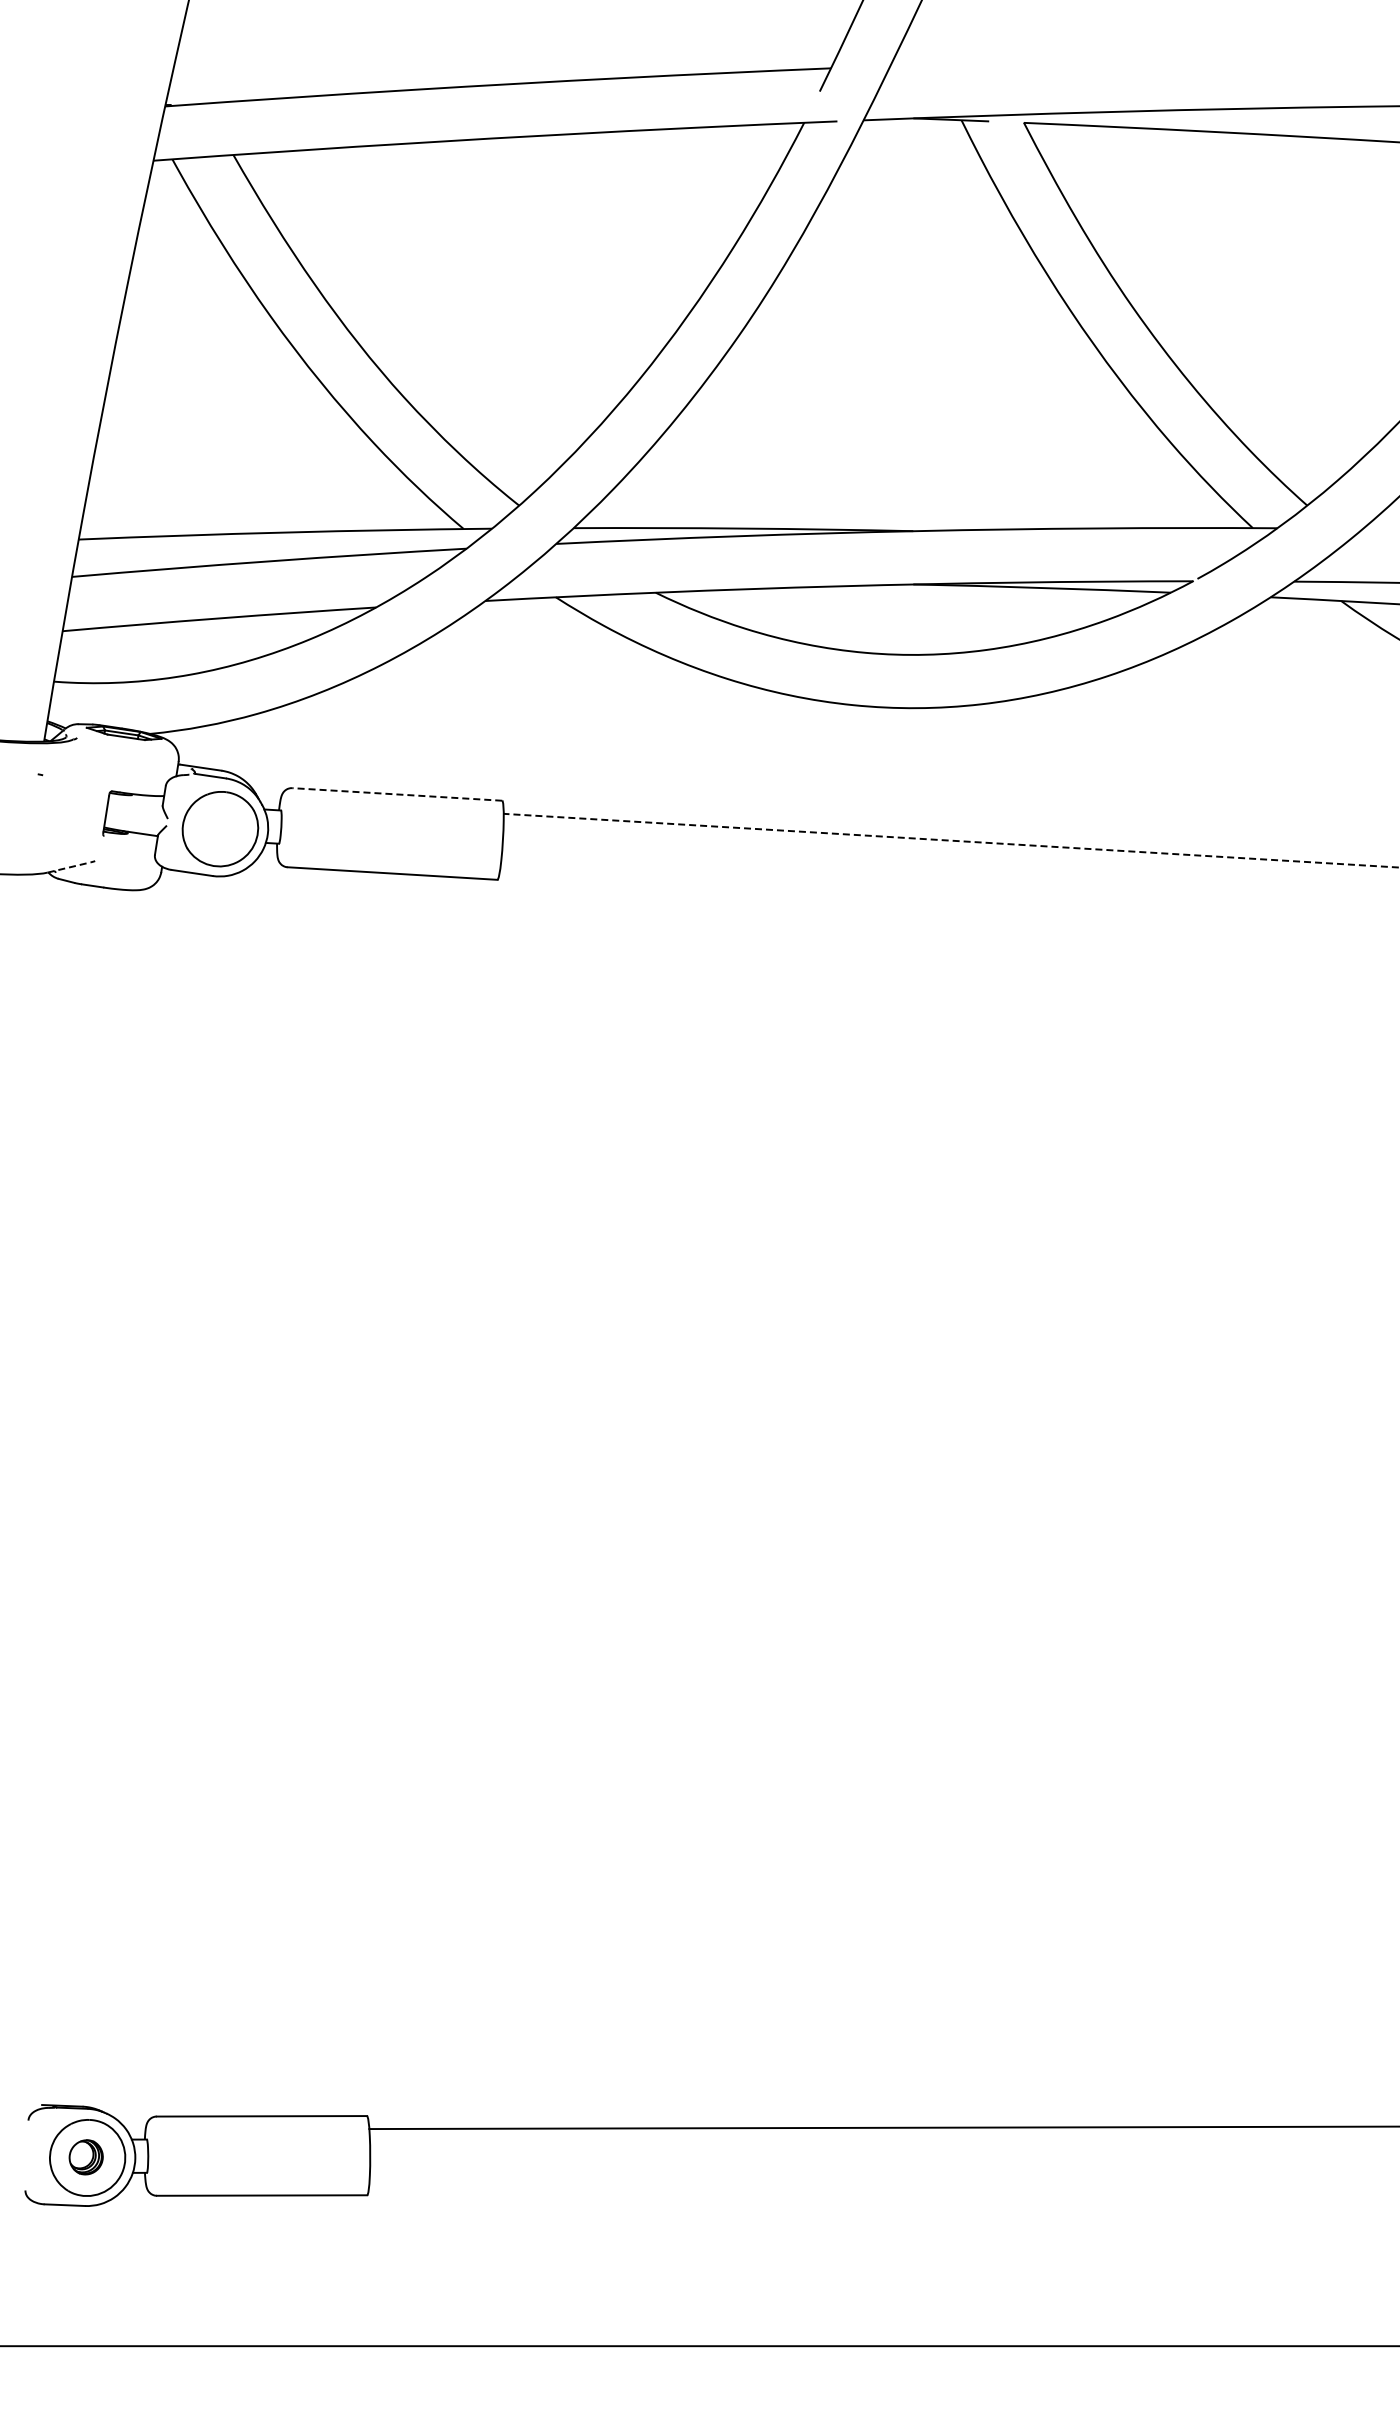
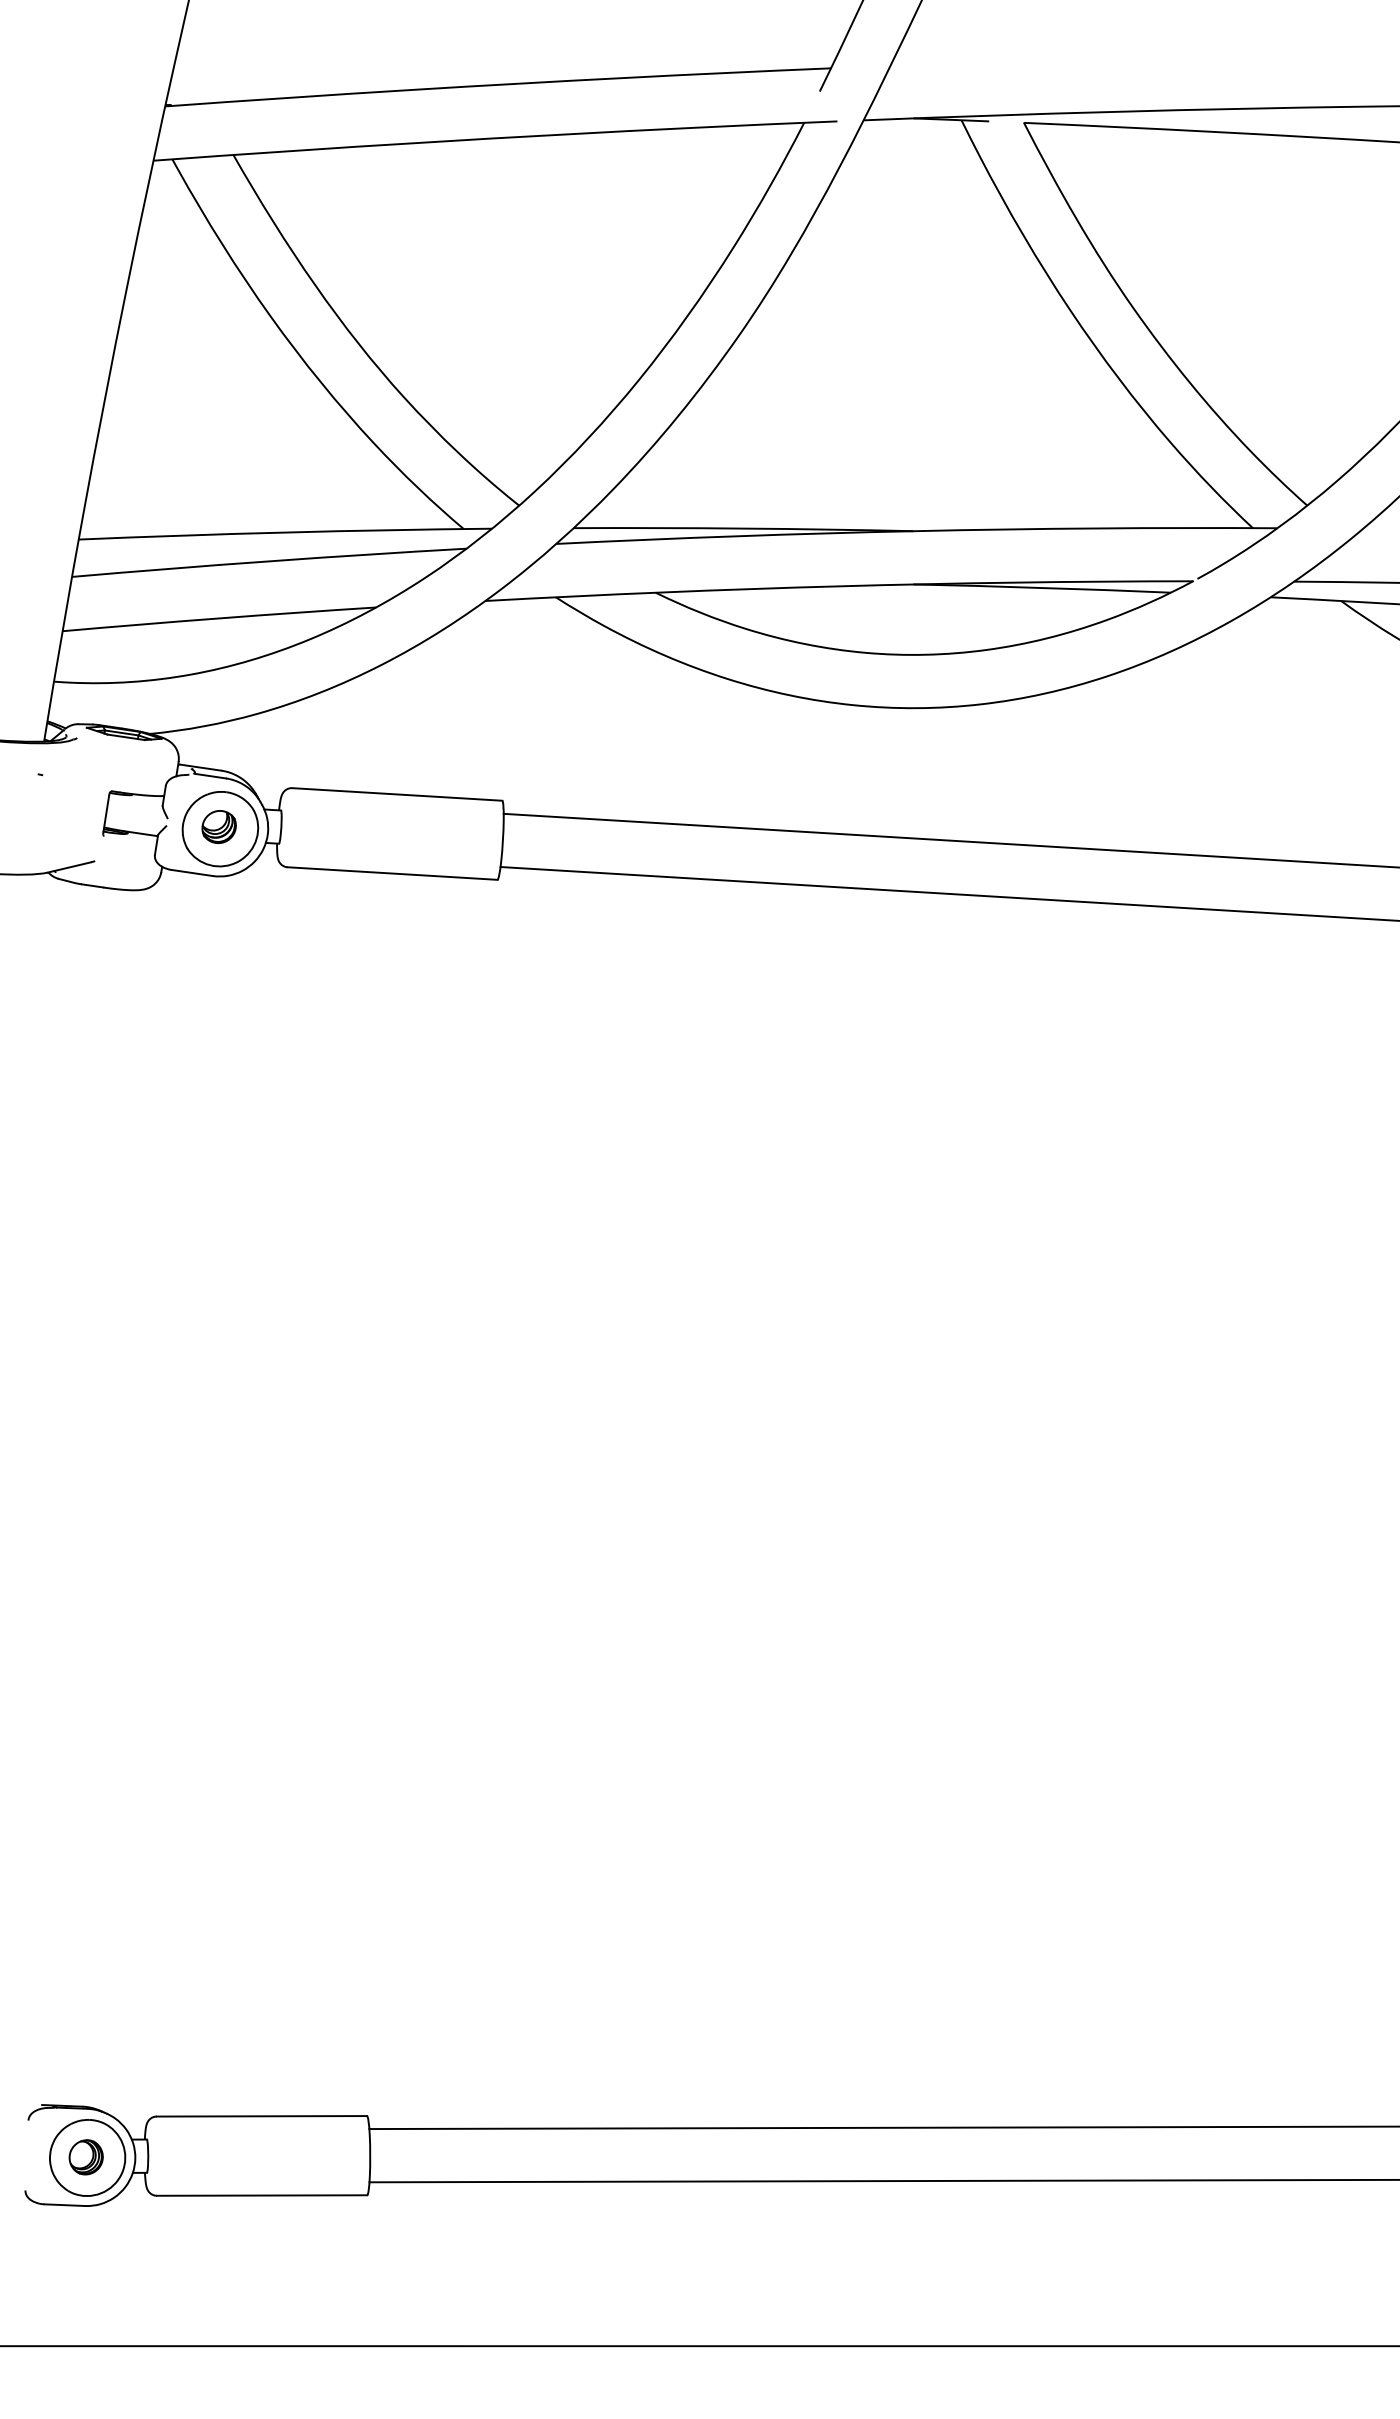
line: dashed -> solid (396, 794)
part: none -> present (218, 826)
line: dashed -> solid (951, 840)
line: dashed -> solid (69, 867)
line: none -> present (948, 893)
line: none -> present (882, 2180)
